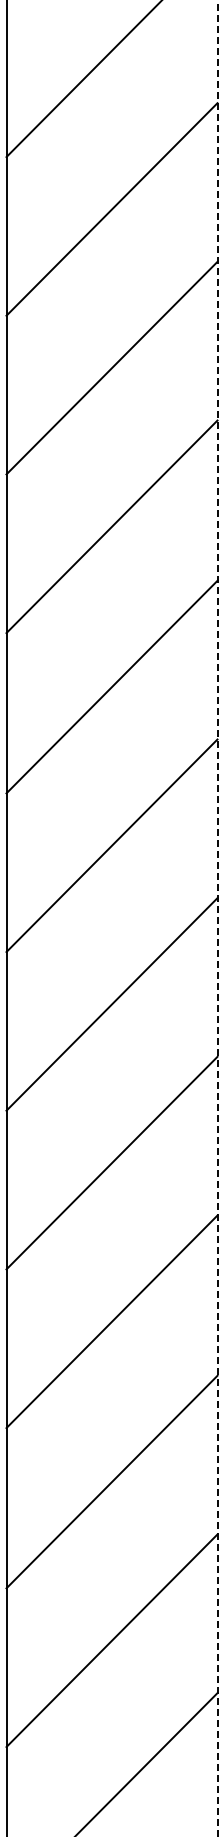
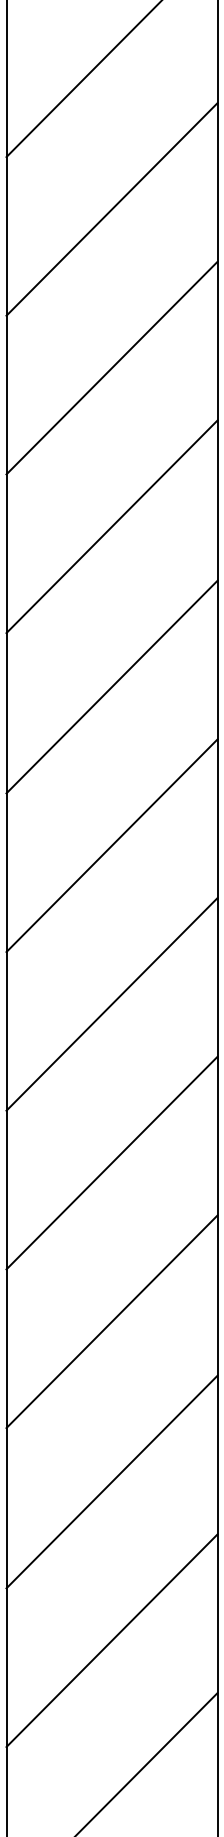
line: dashed -> solid (217, 919)
